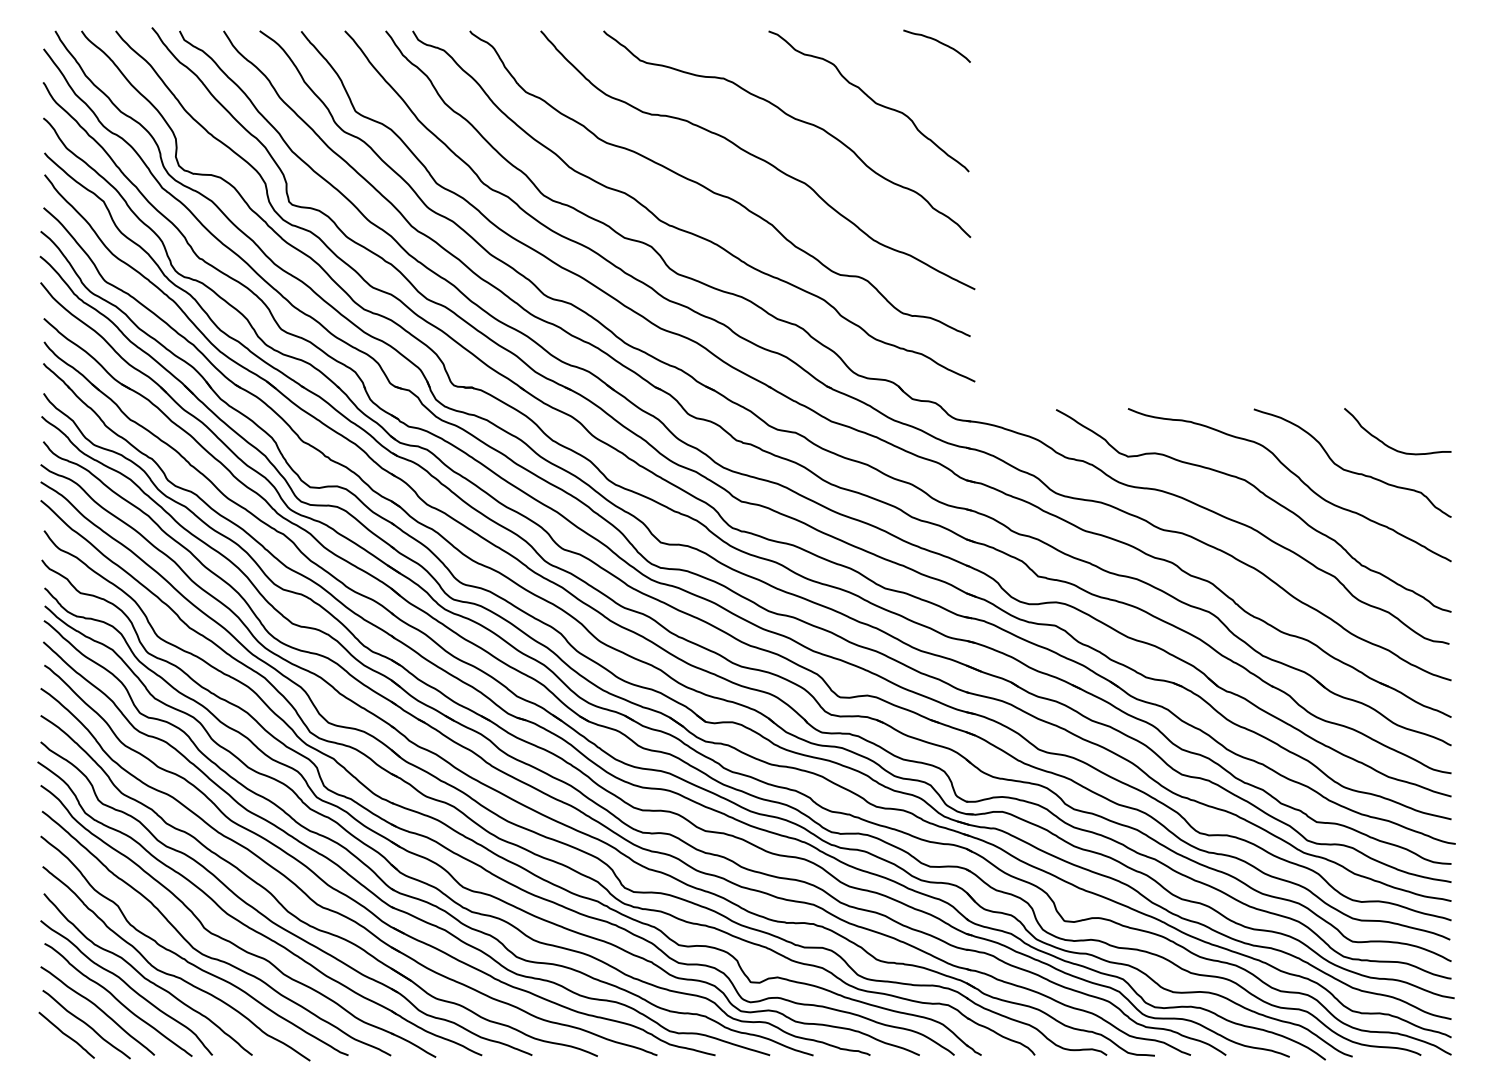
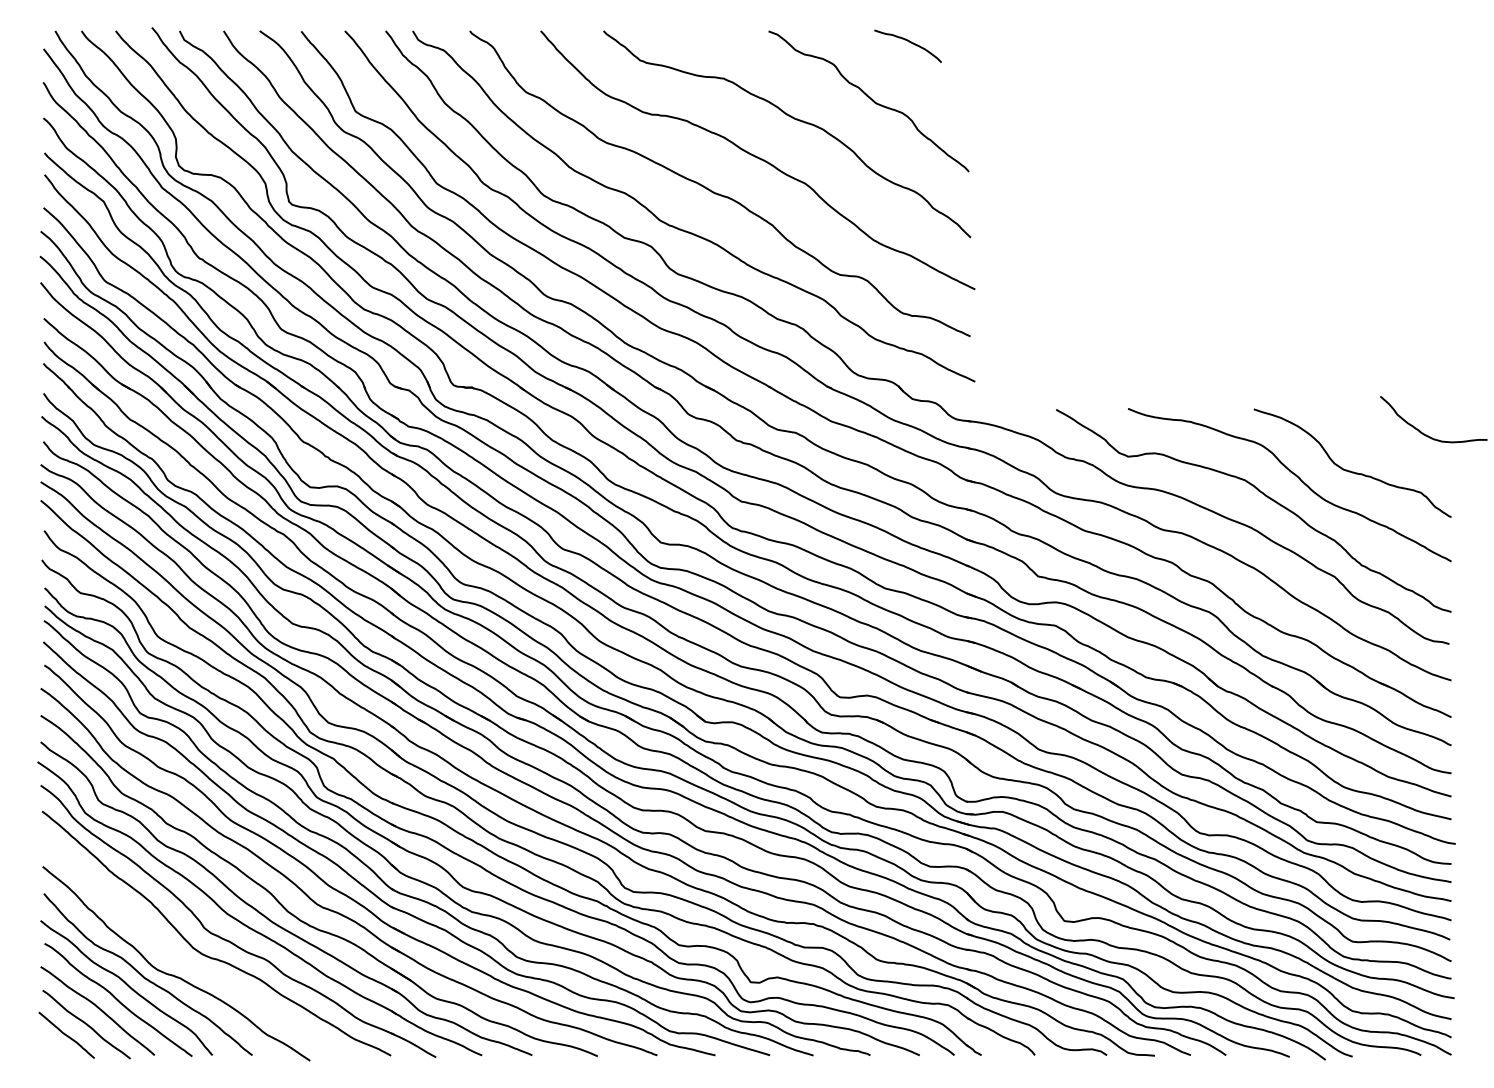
curve position: (938, 42) -> (909, 42) (909, 42)
curve position: (1390, 446) -> (1426, 434) (1426, 434)
curve: present -> none (185, 958)
